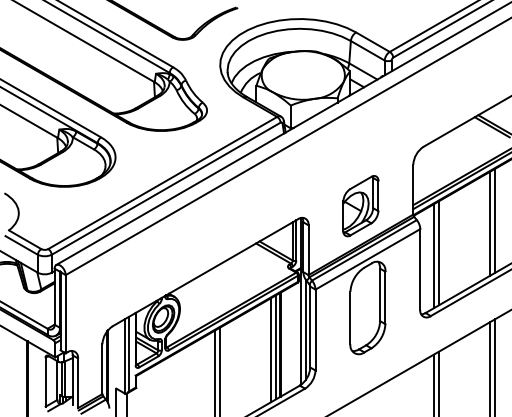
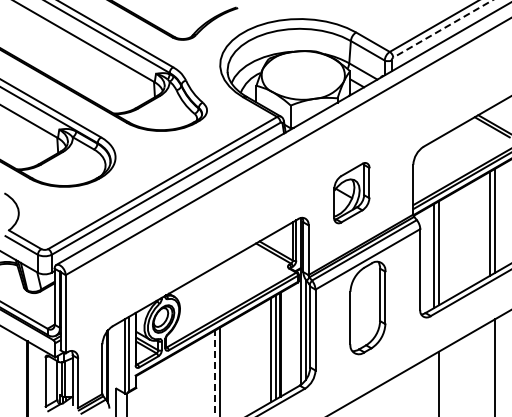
line: solid -> dashed (442, 29)
part position: (360, 206) -> (351, 193) (351, 193)
line: present -> none (489, 367)
line: solid -> dashed (215, 373)
line: present -> none (433, 383)
